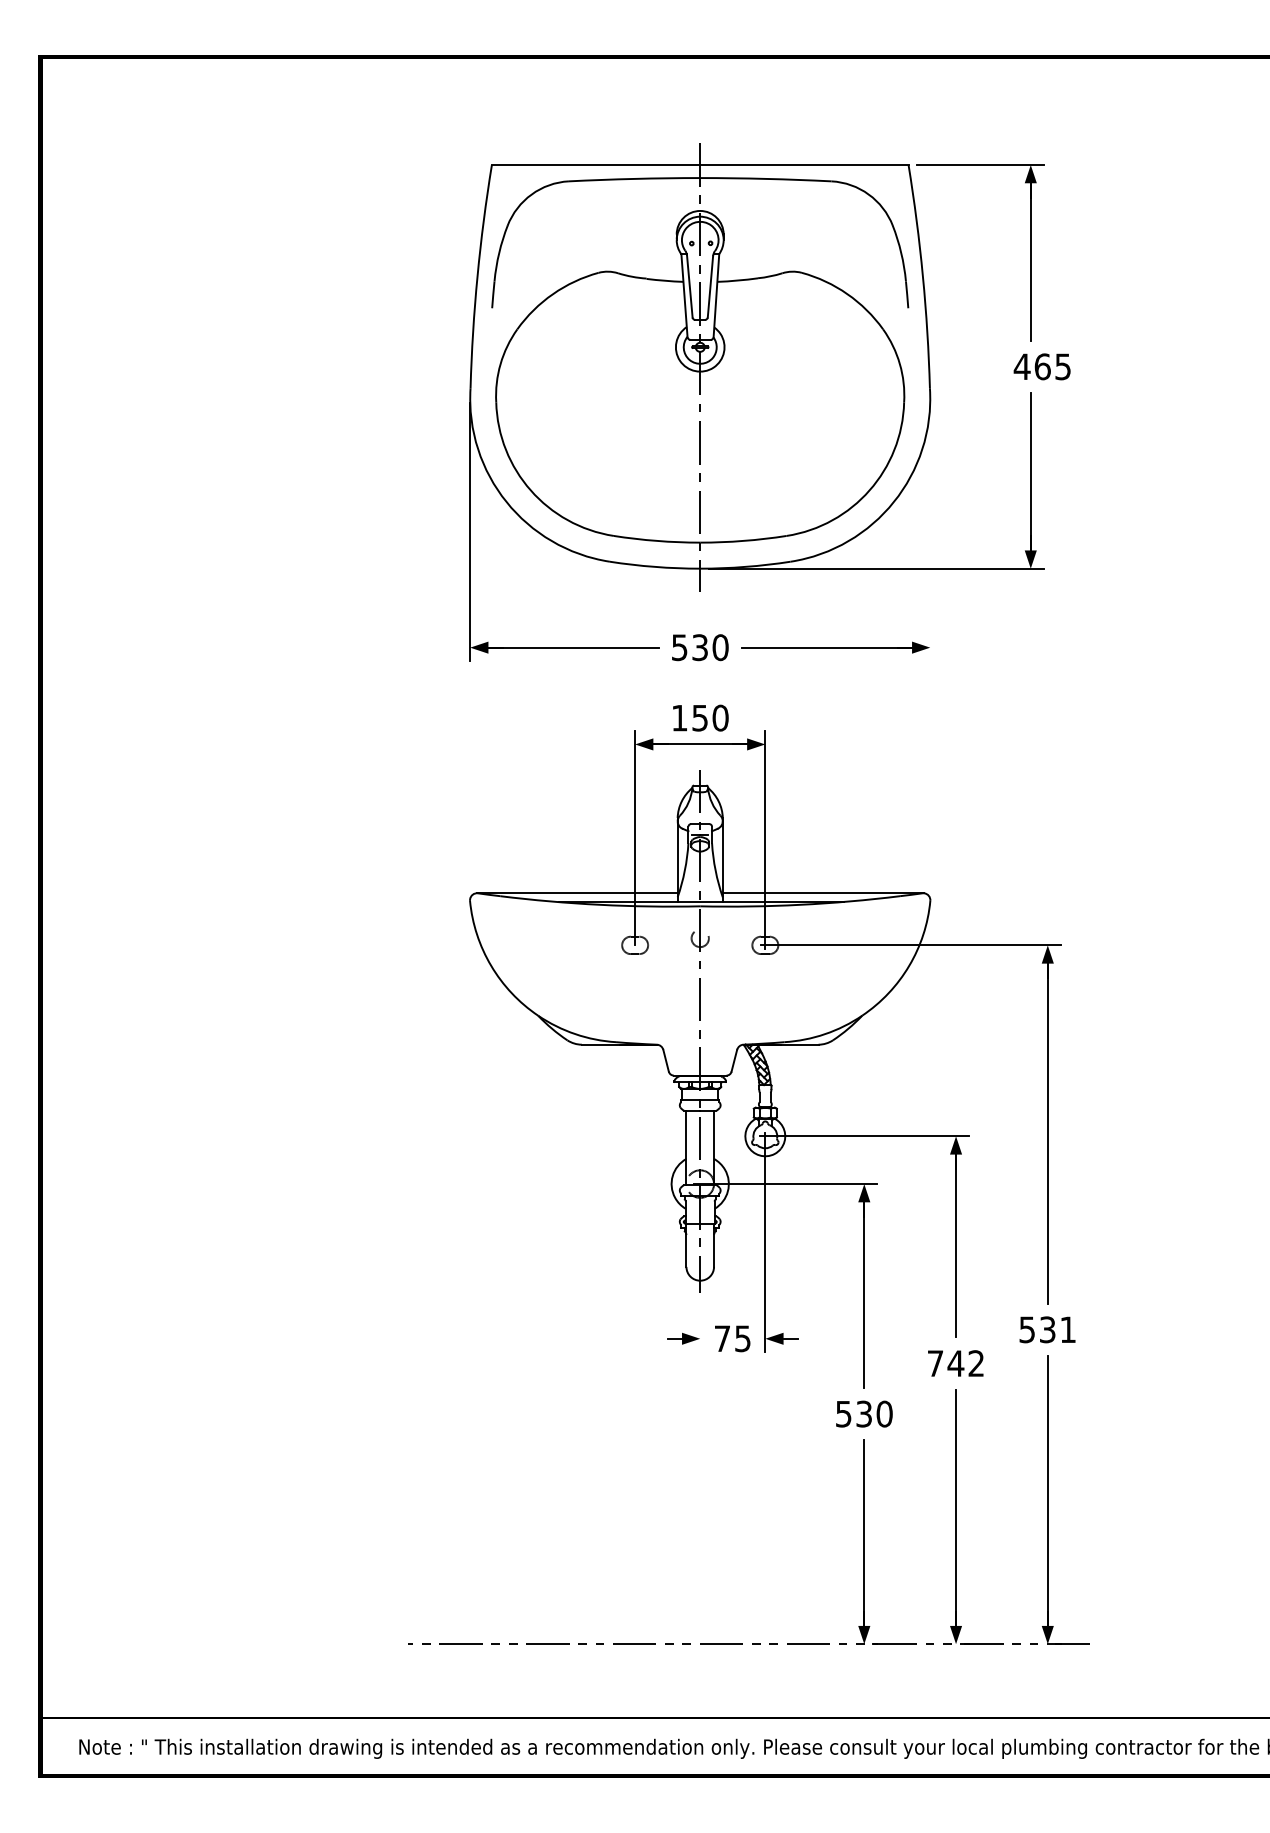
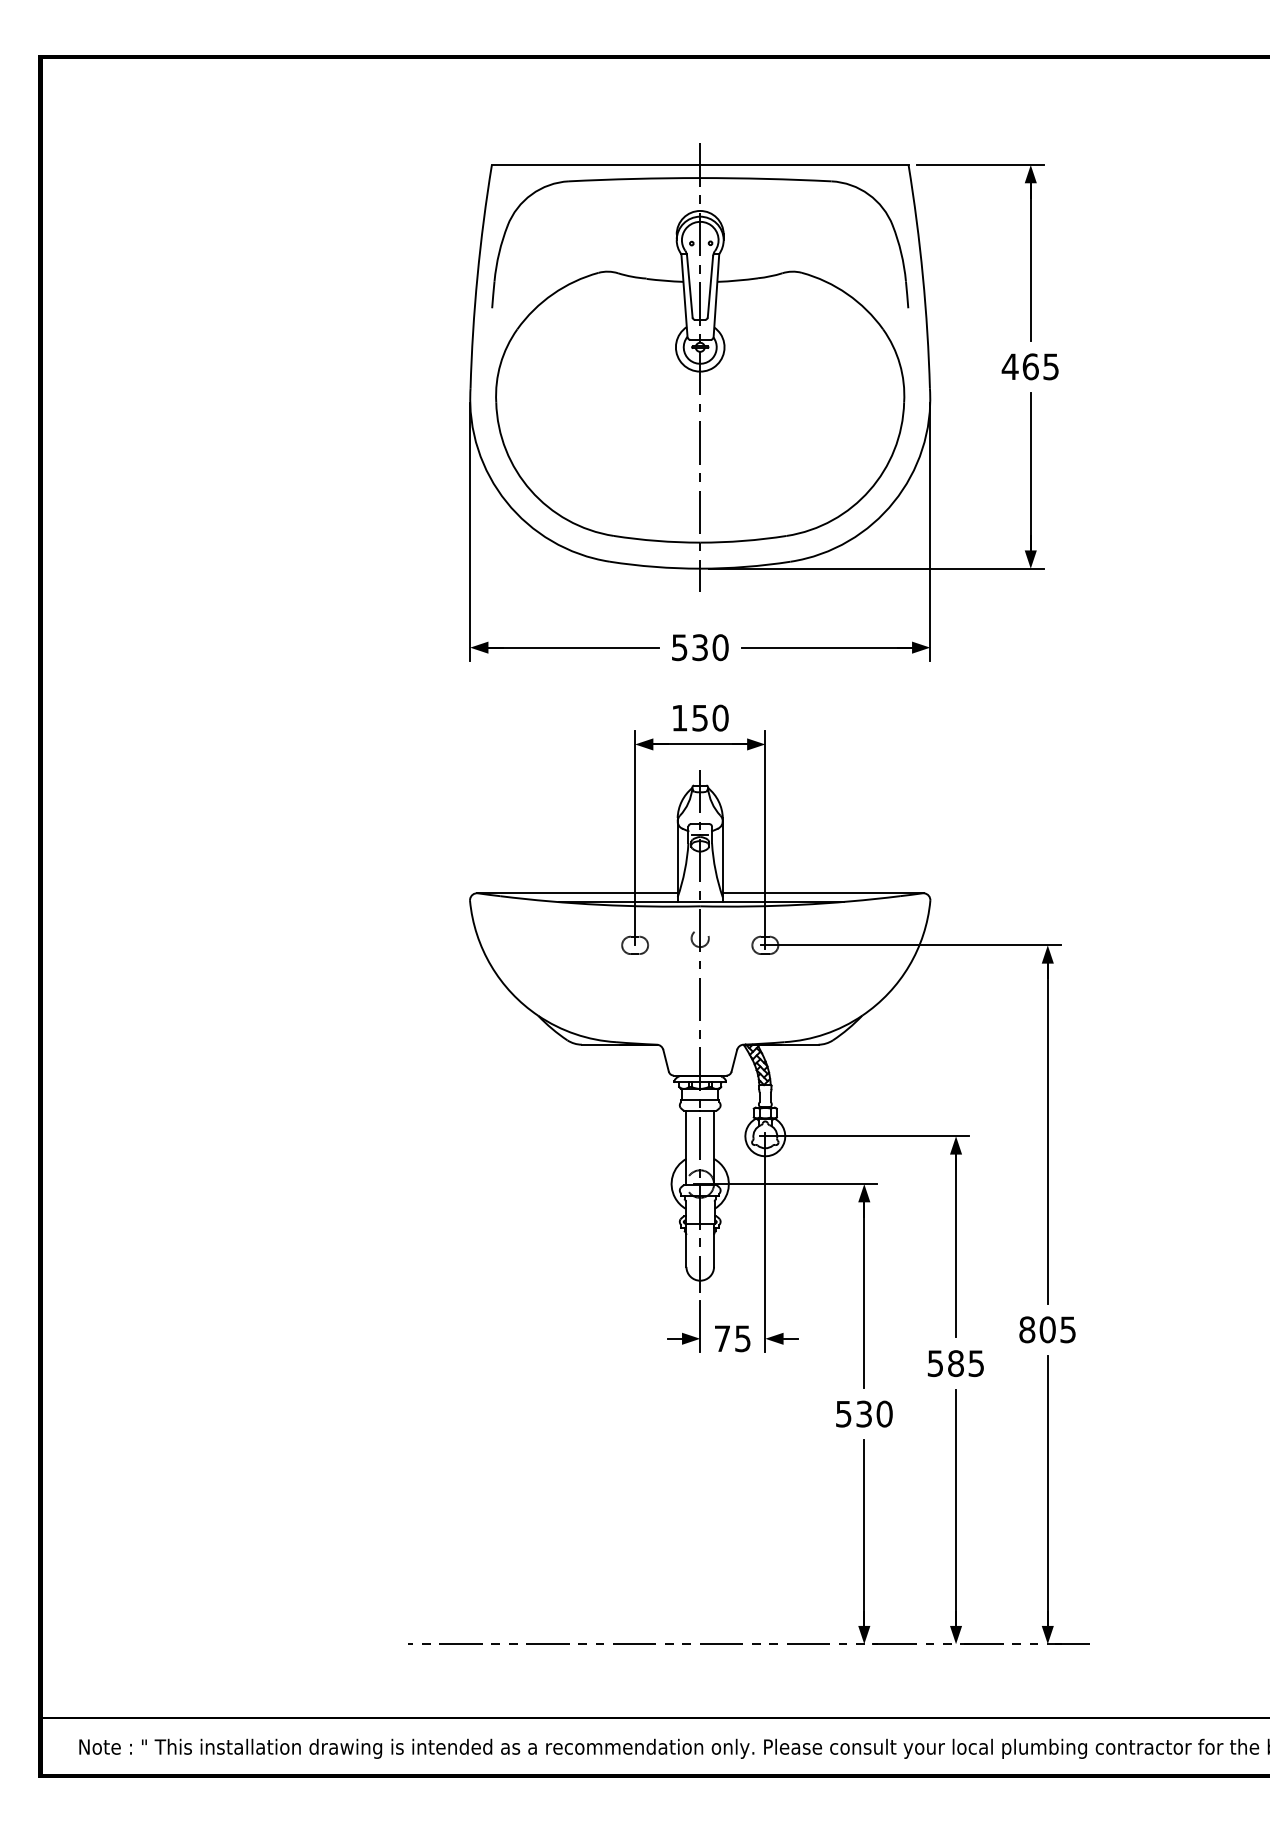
text position: (1041, 366) -> (1029, 366) (1029, 366)
line: none -> present (930, 531)
line: none -> present (700, 1326)
text: 531 -> 805 (1047, 1329)
text: 742 -> 585 (955, 1363)
